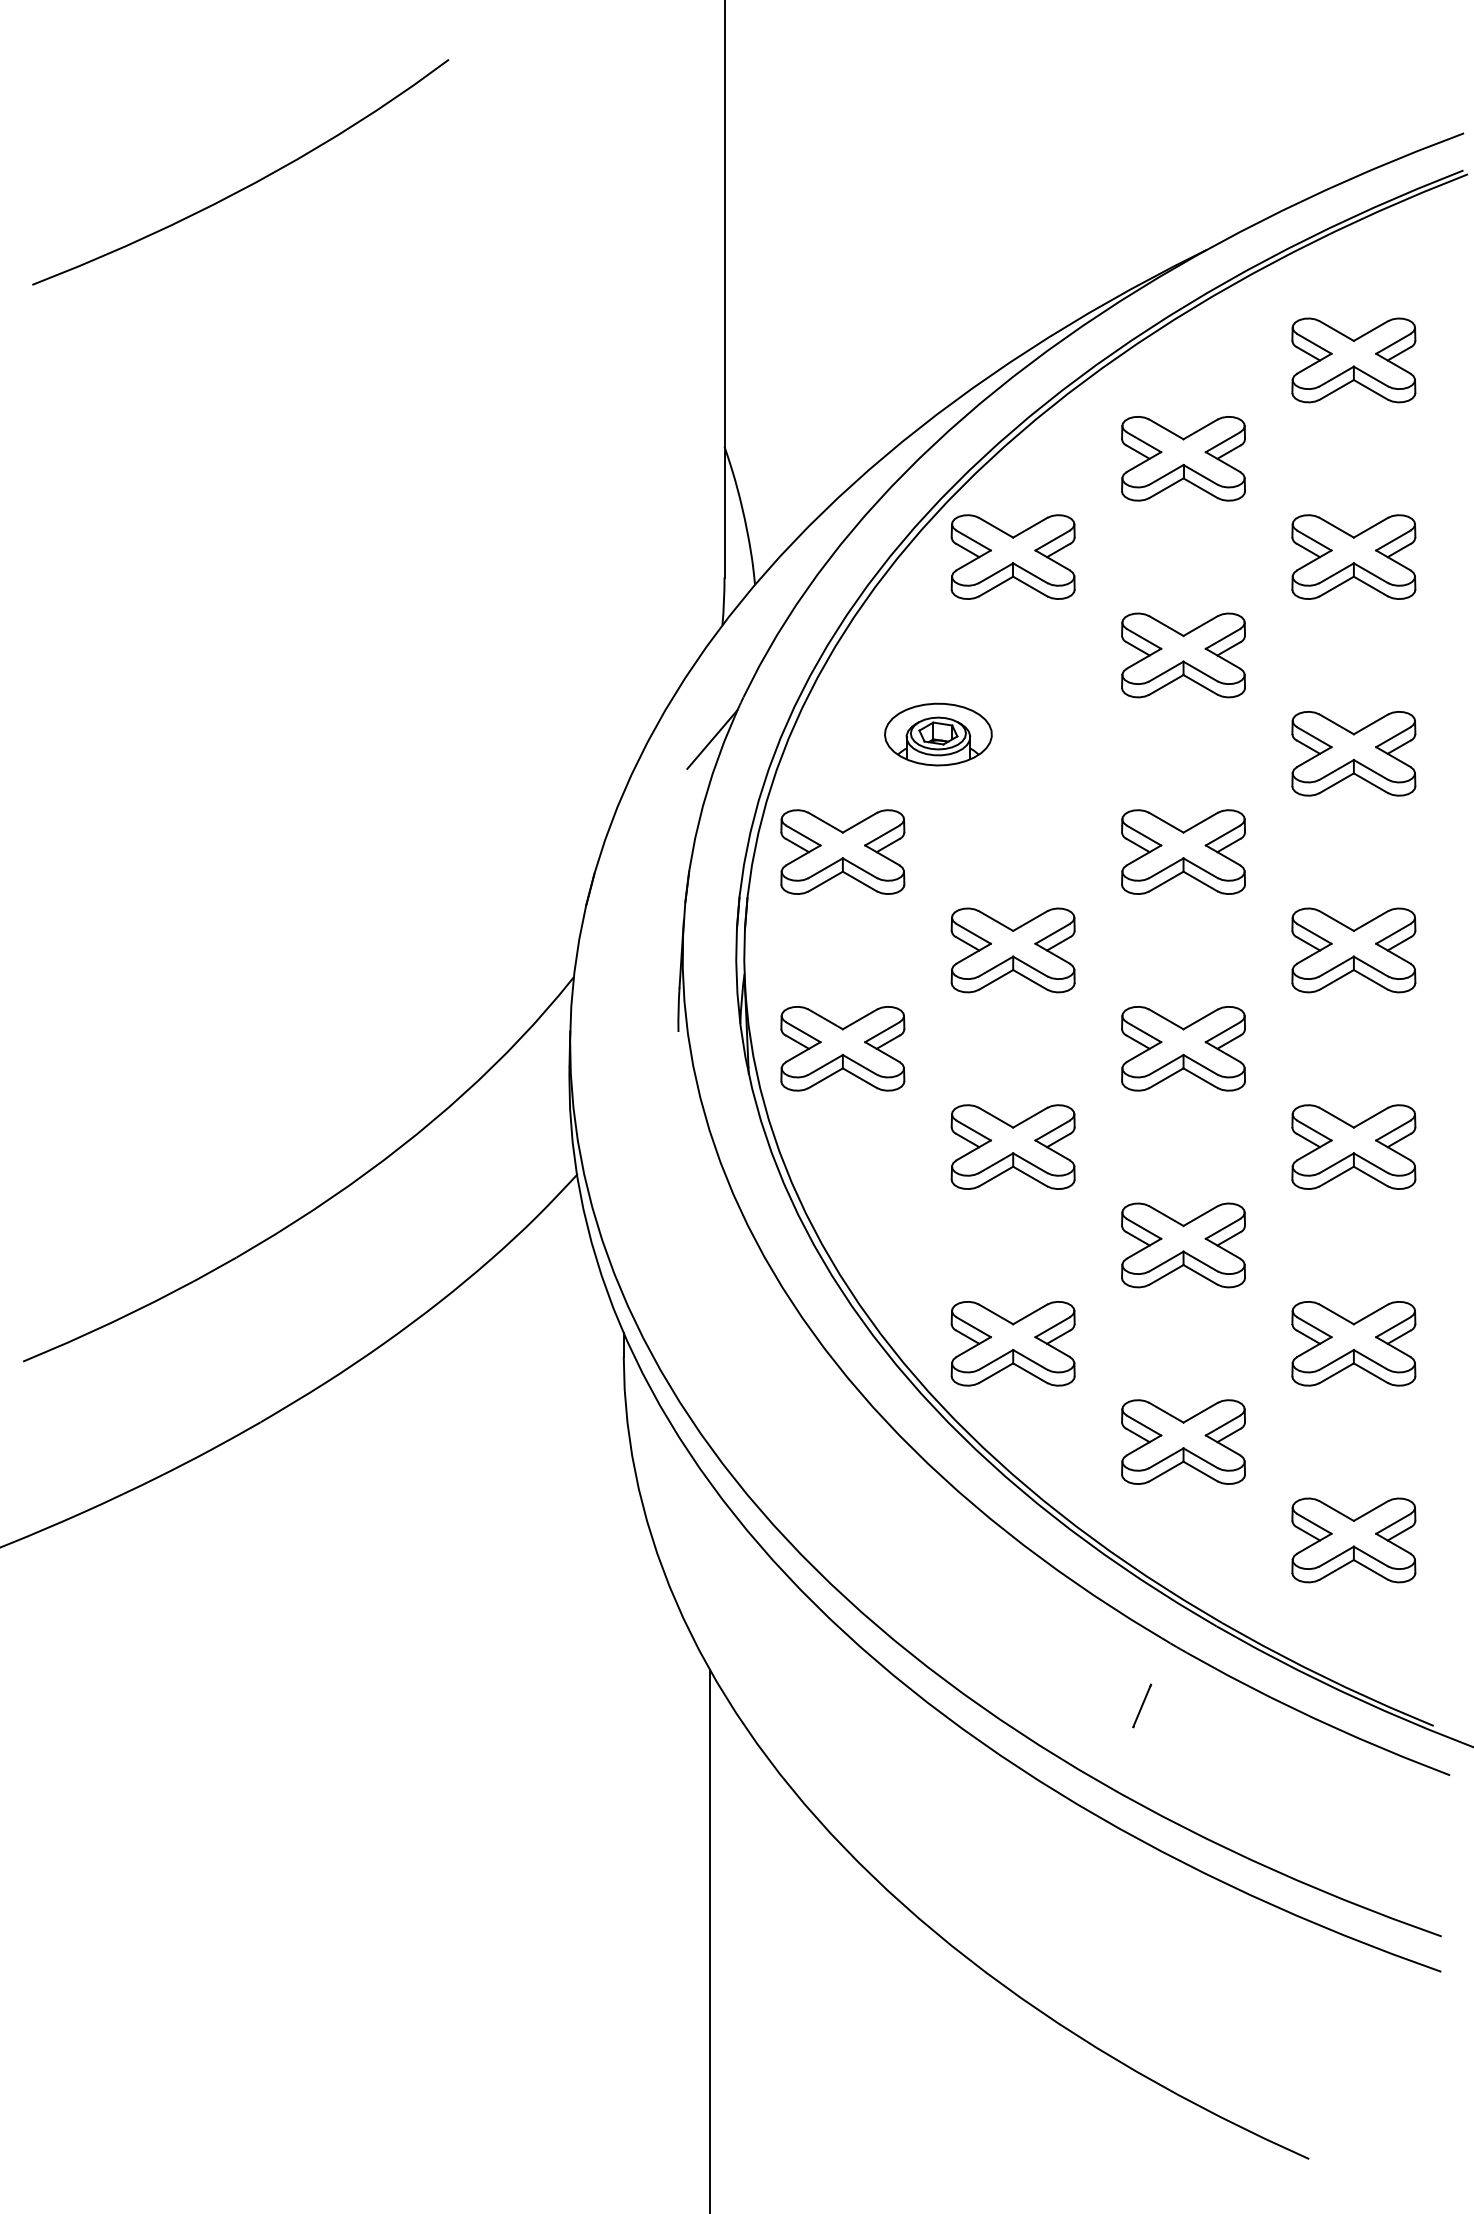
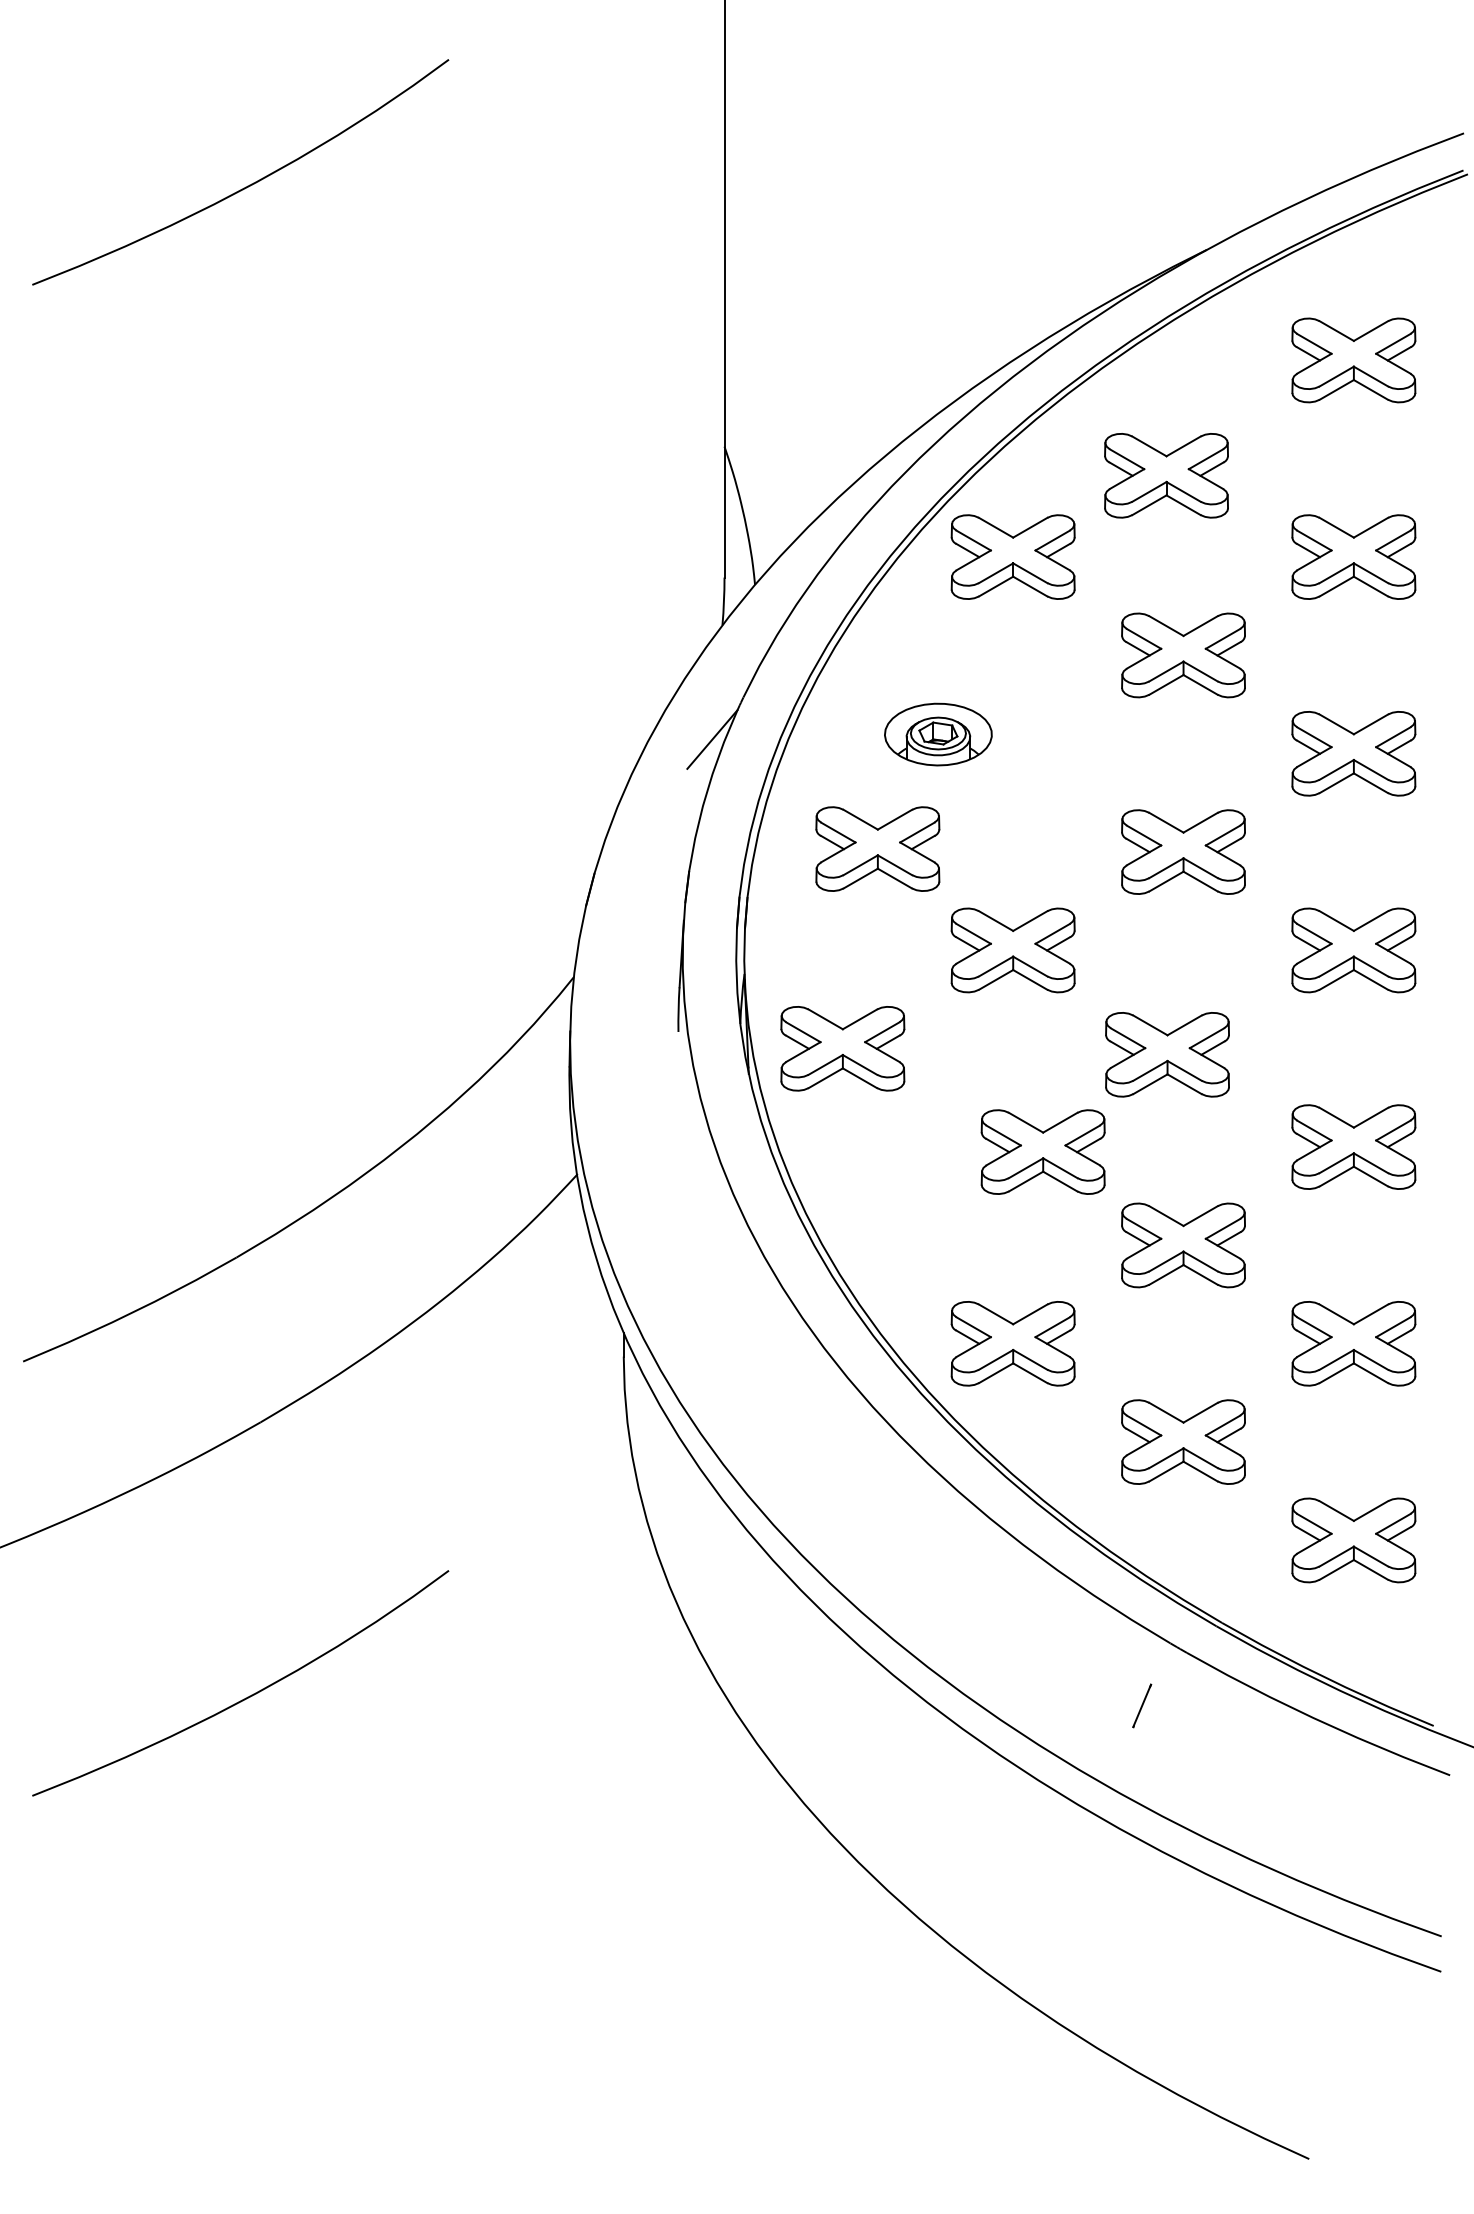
part position: (1183, 458) -> (1166, 475) (1166, 475)
part position: (842, 851) -> (877, 848) (877, 848)
part position: (1183, 1048) -> (1167, 1054) (1167, 1054)
part position: (1012, 1146) -> (1042, 1151) (1042, 1151)
curve: none -> present (247, 1696)
line: present -> none (710, 1940)
